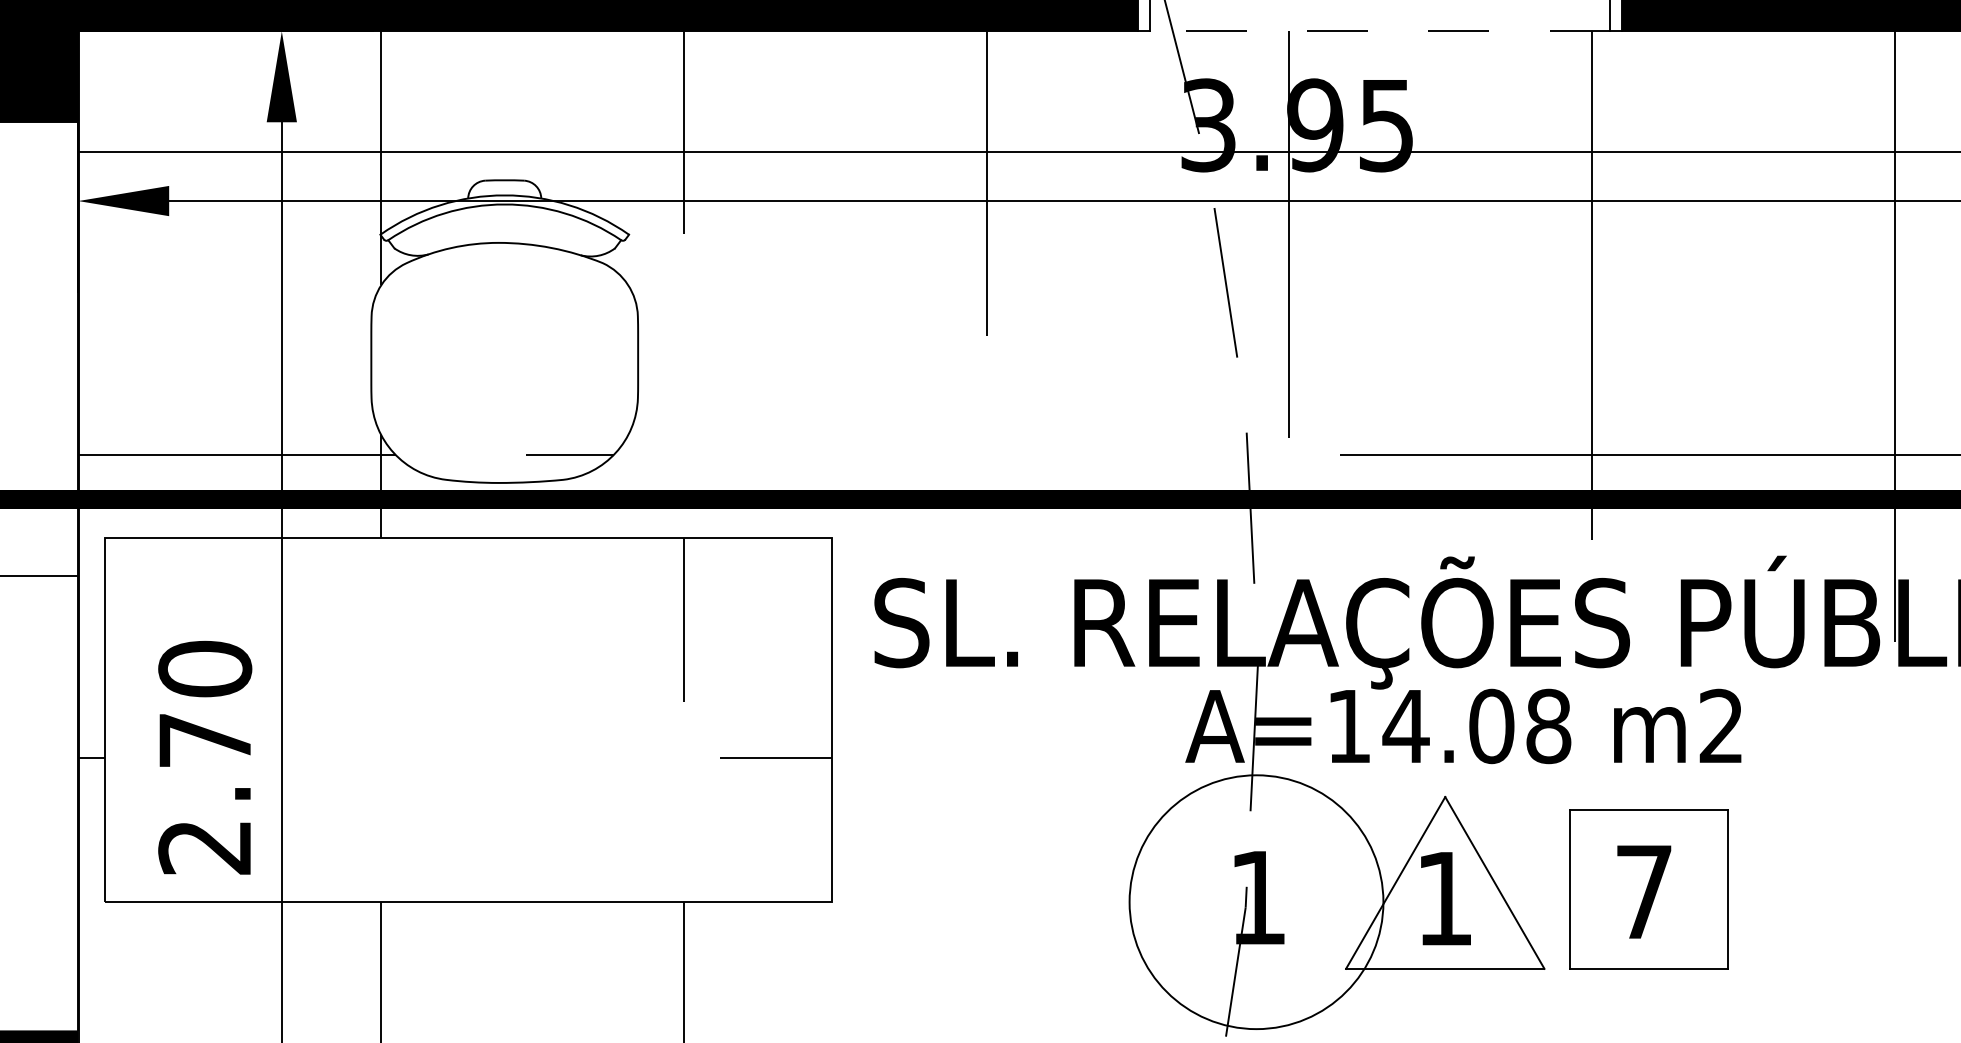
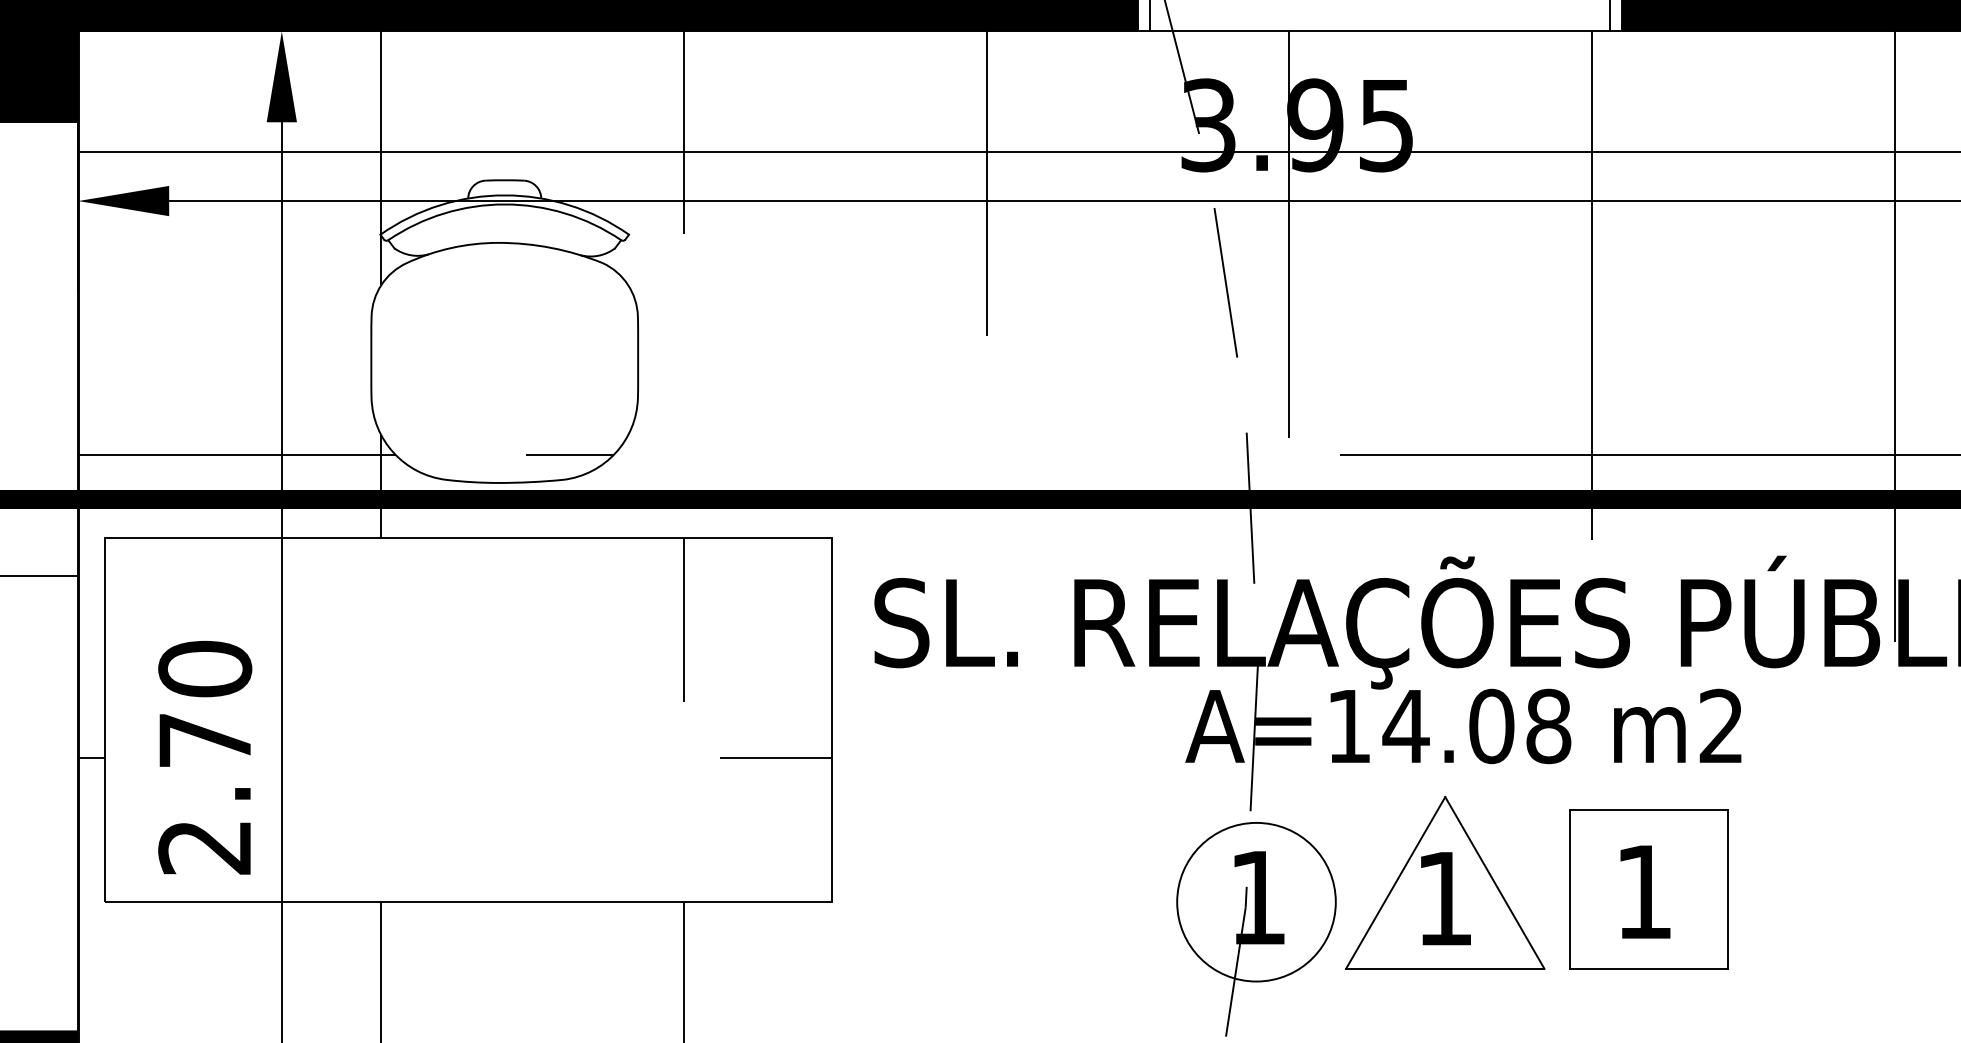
line: dashed -> solid (1379, 31)
text: 7 -> 1 (1644, 891)
circle diameter: 254 px -> 159 px (1256, 901)
